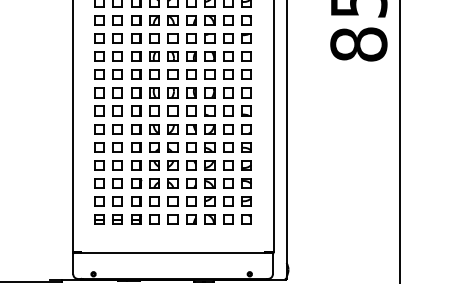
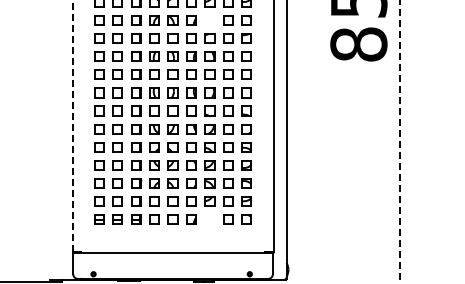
part: present -> none (209, 20)
line: solid -> dashed (72, 126)
line: solid -> dashed (400, 141)
part: present -> none (209, 219)
